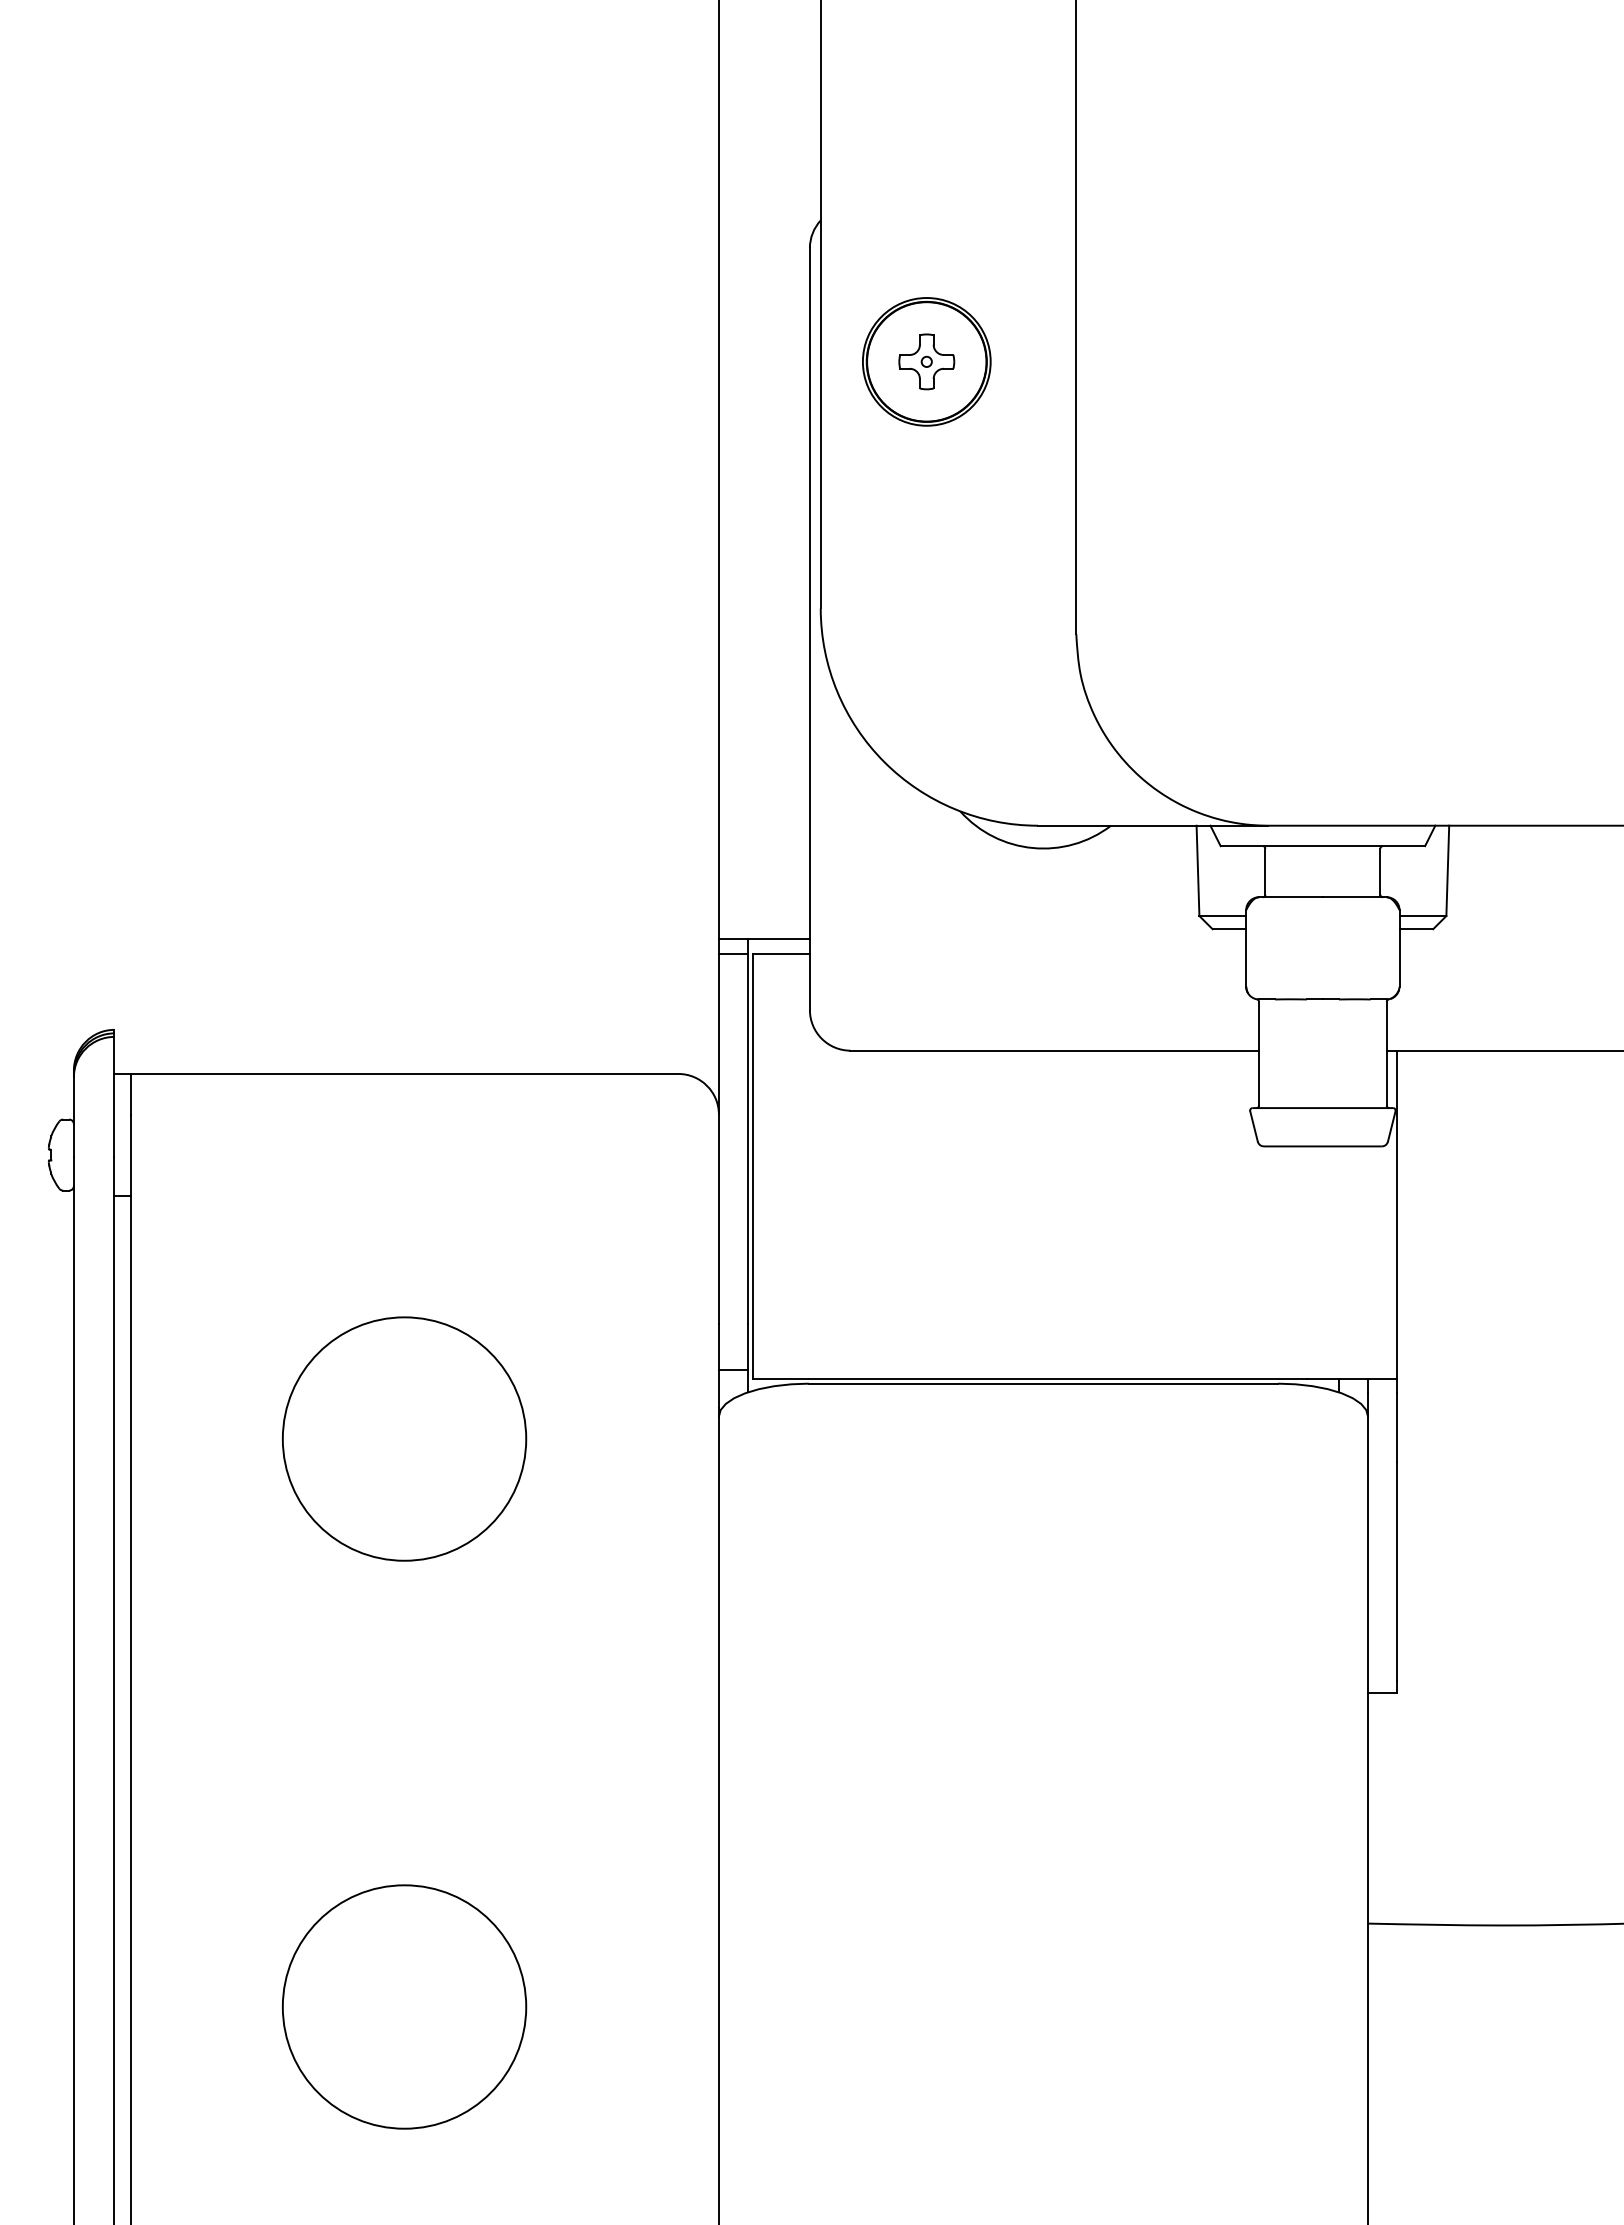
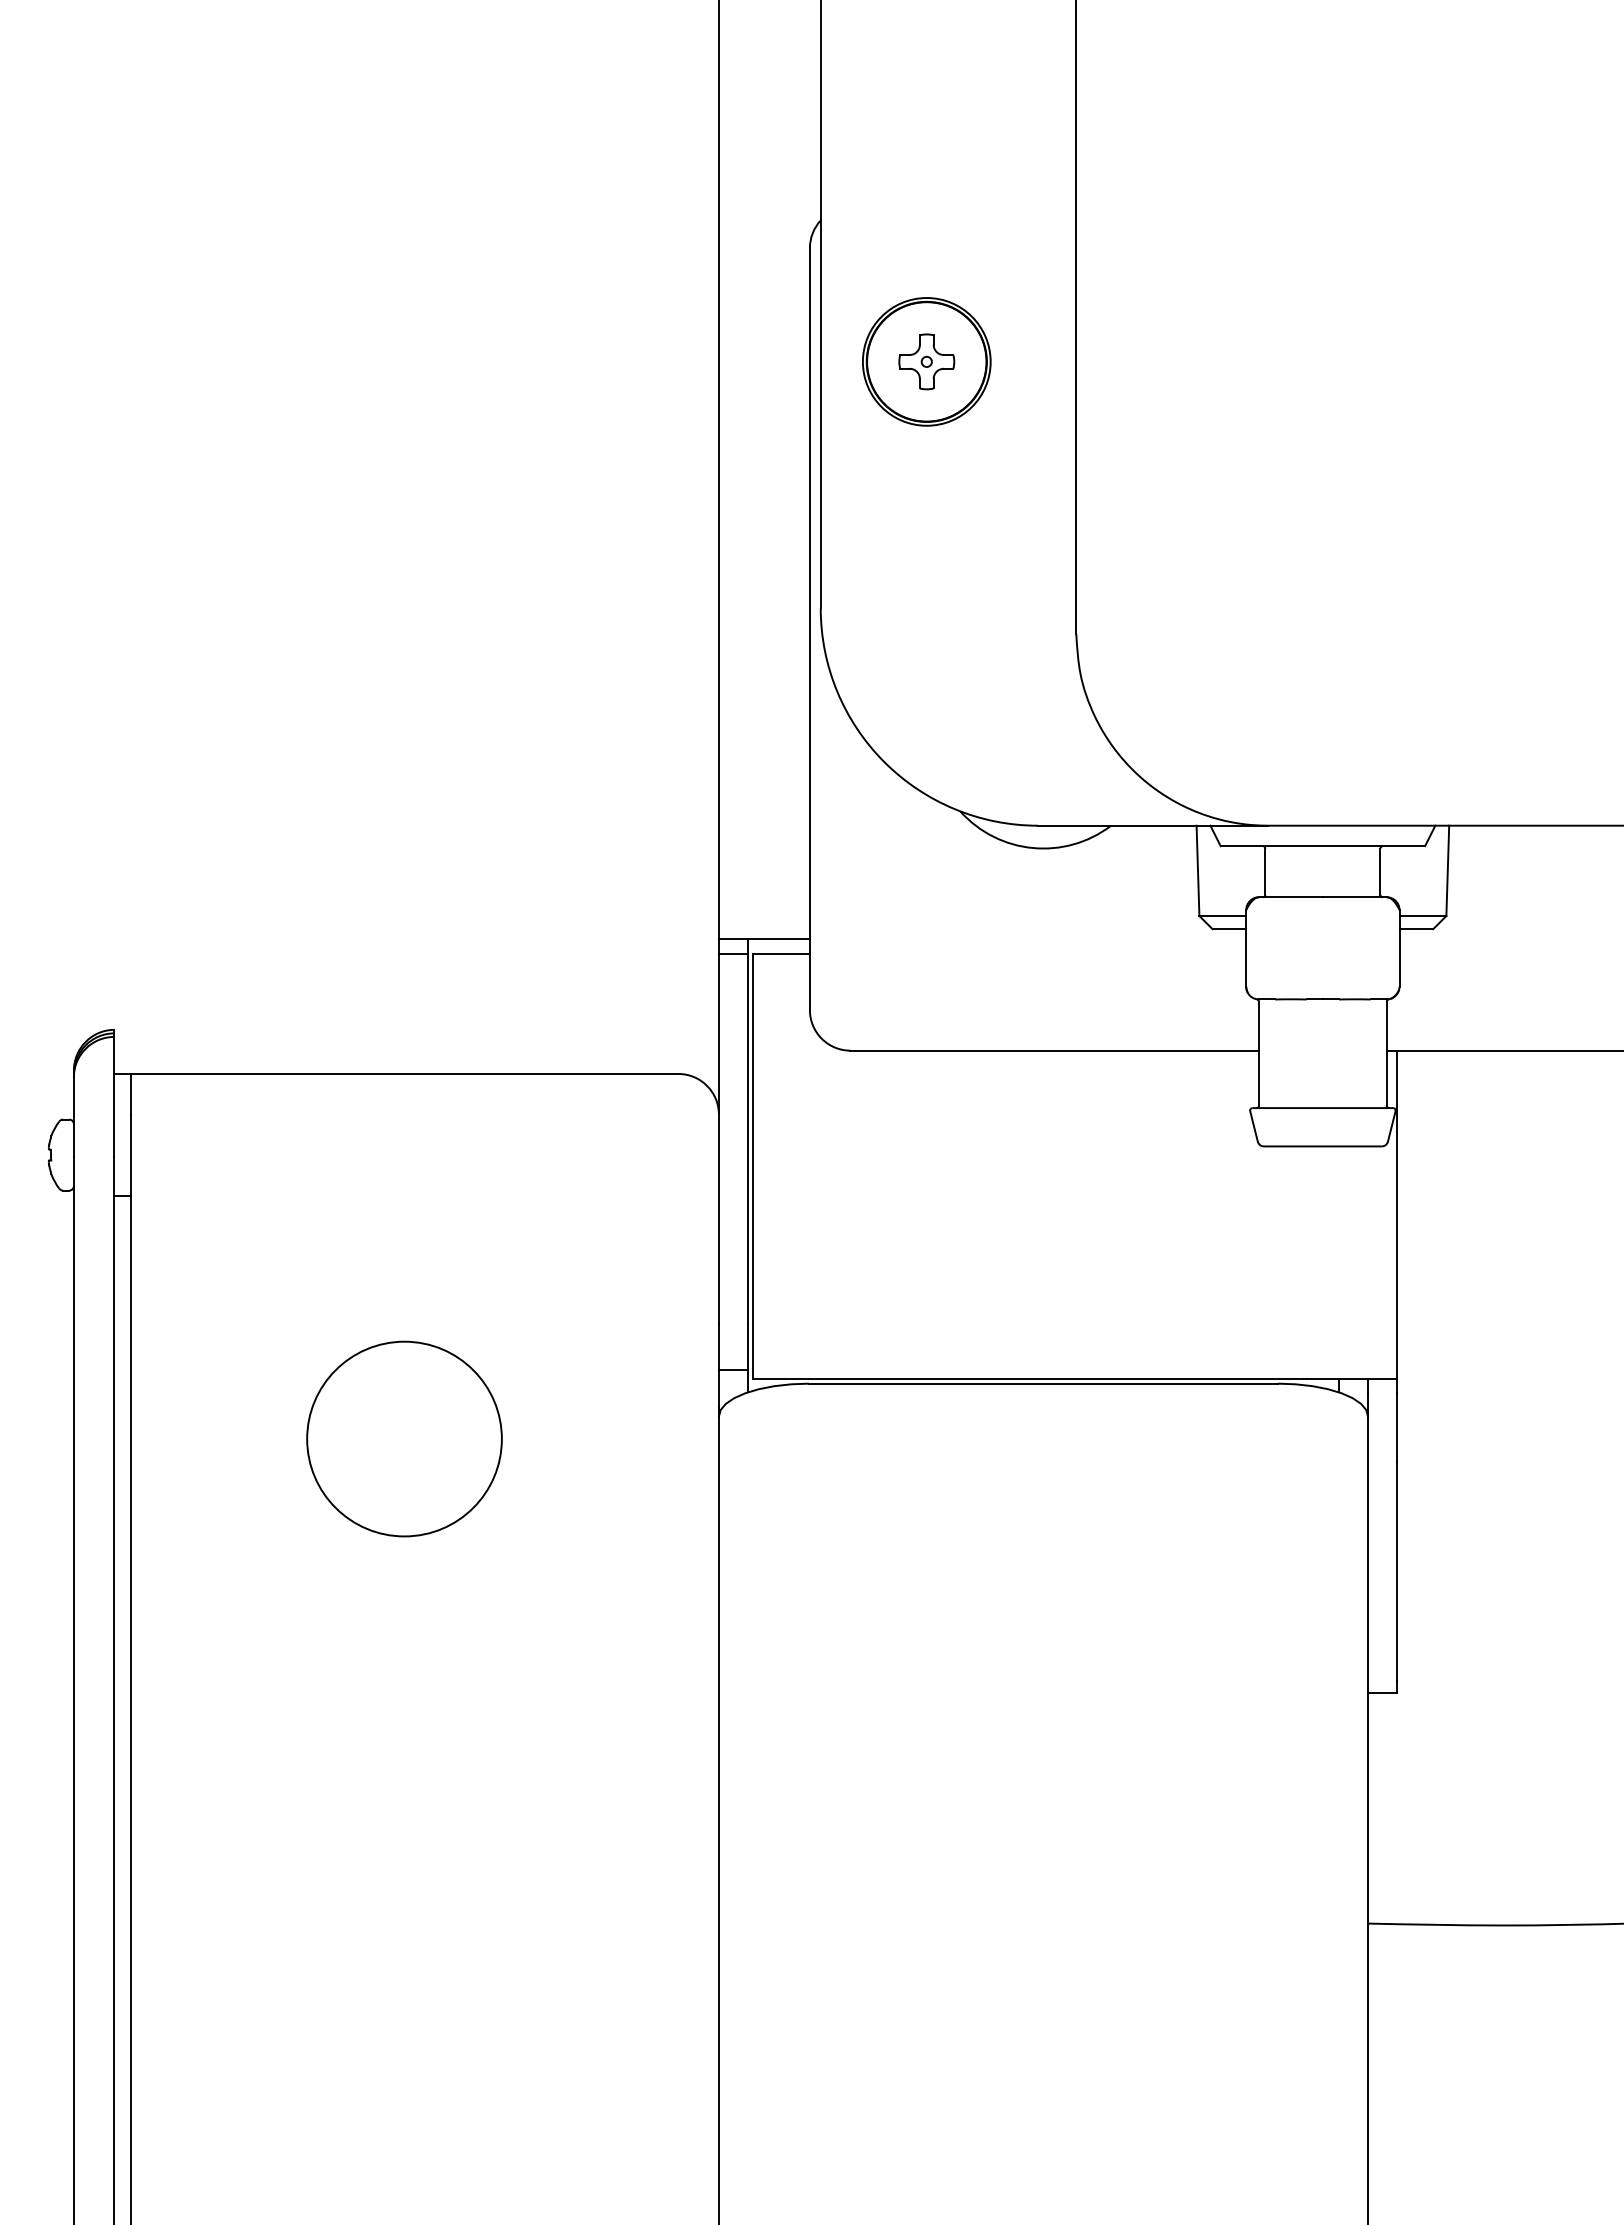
circle diameter: 243 px -> 195 px (404, 1438)
circle: present -> none (404, 2006)
